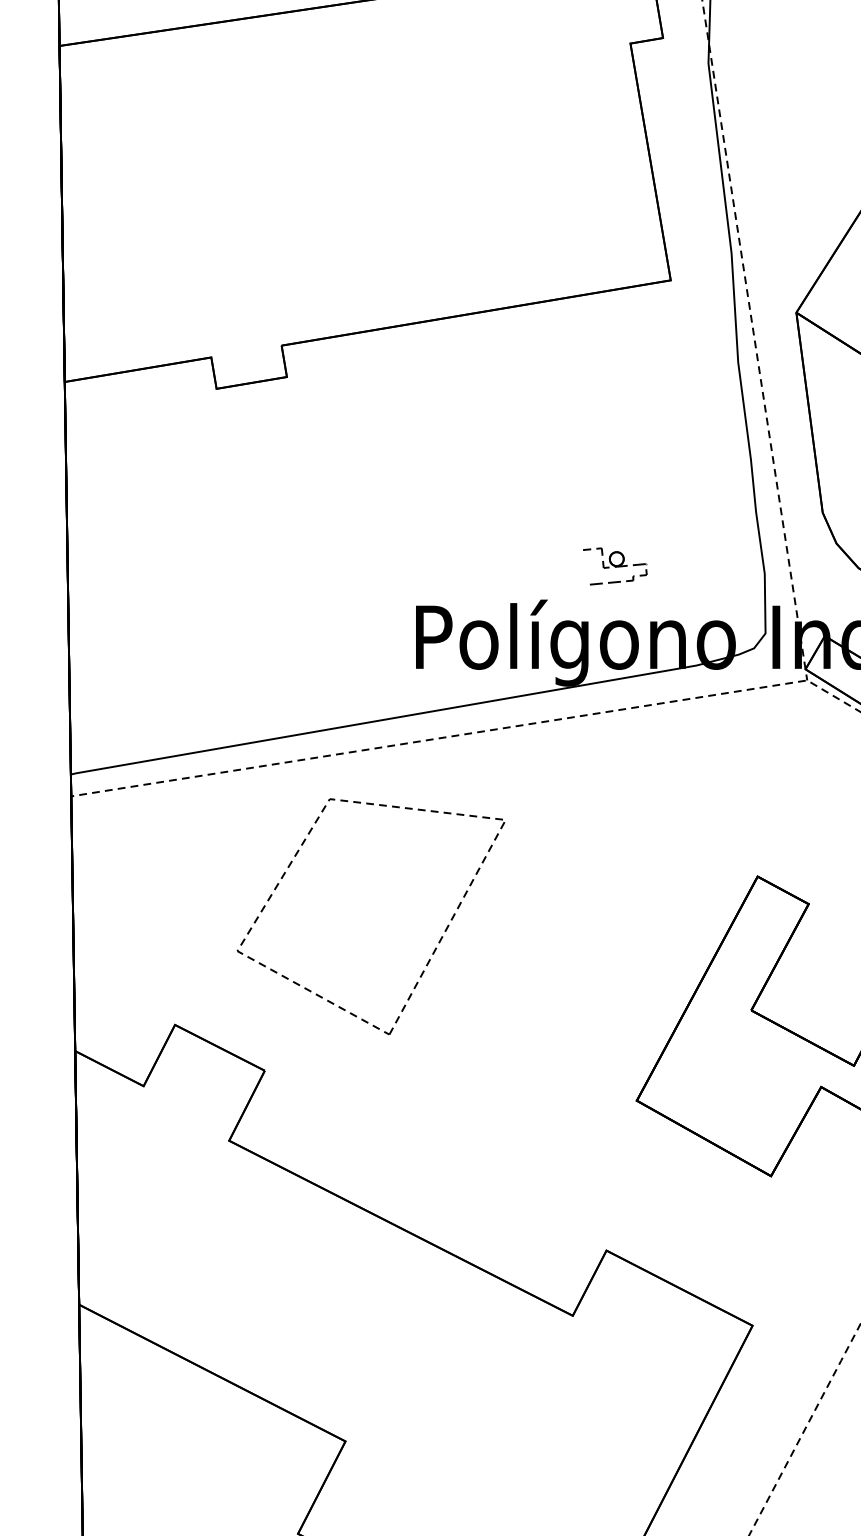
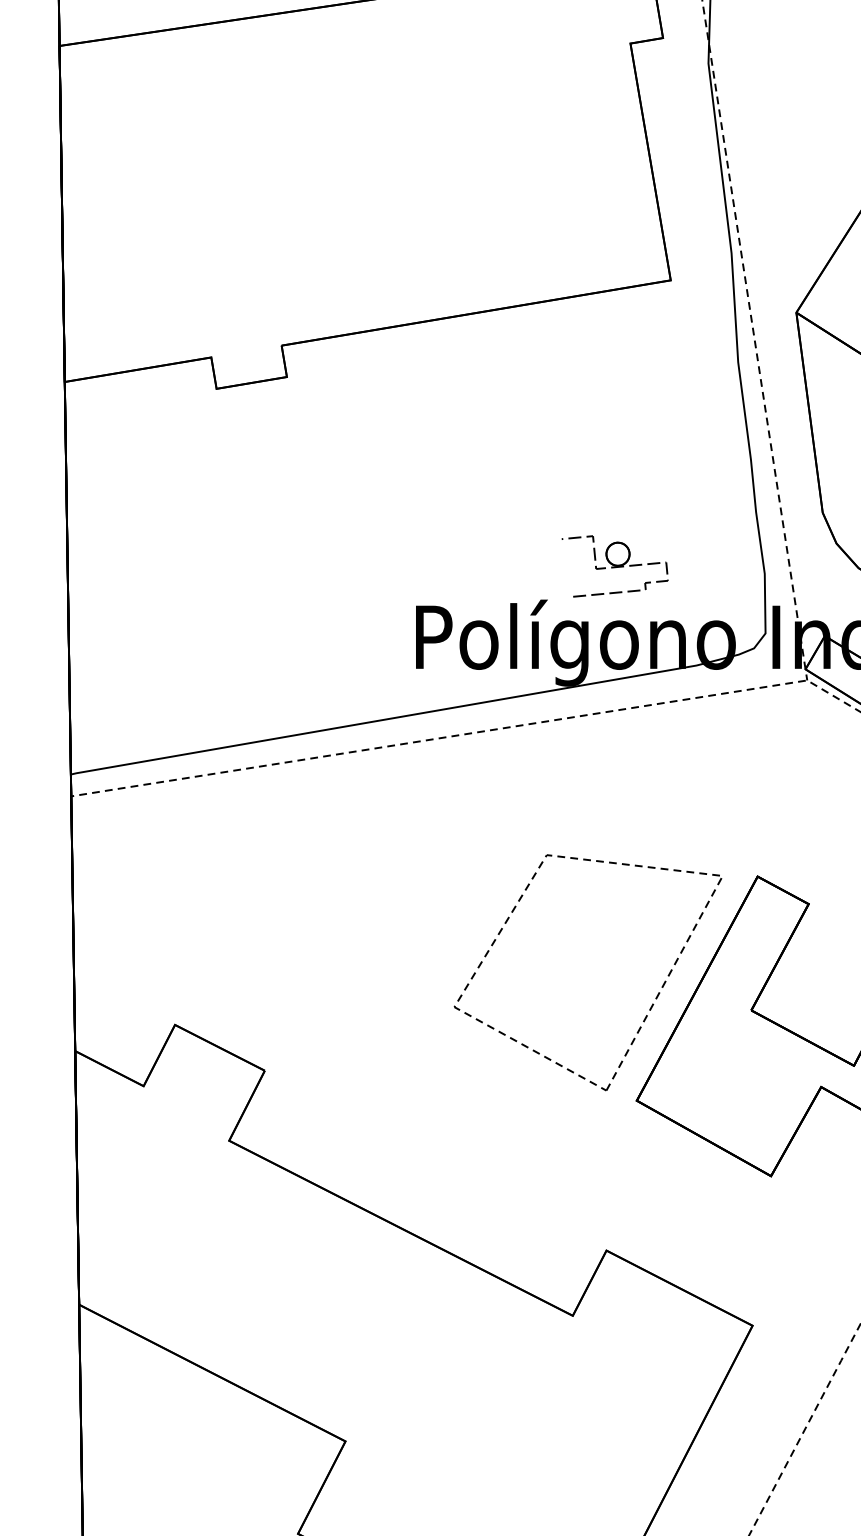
part size: 65x39 px -> 108x63 px (614, 566)
part position: (432, 952) -> (649, 1008) (649, 1008)
